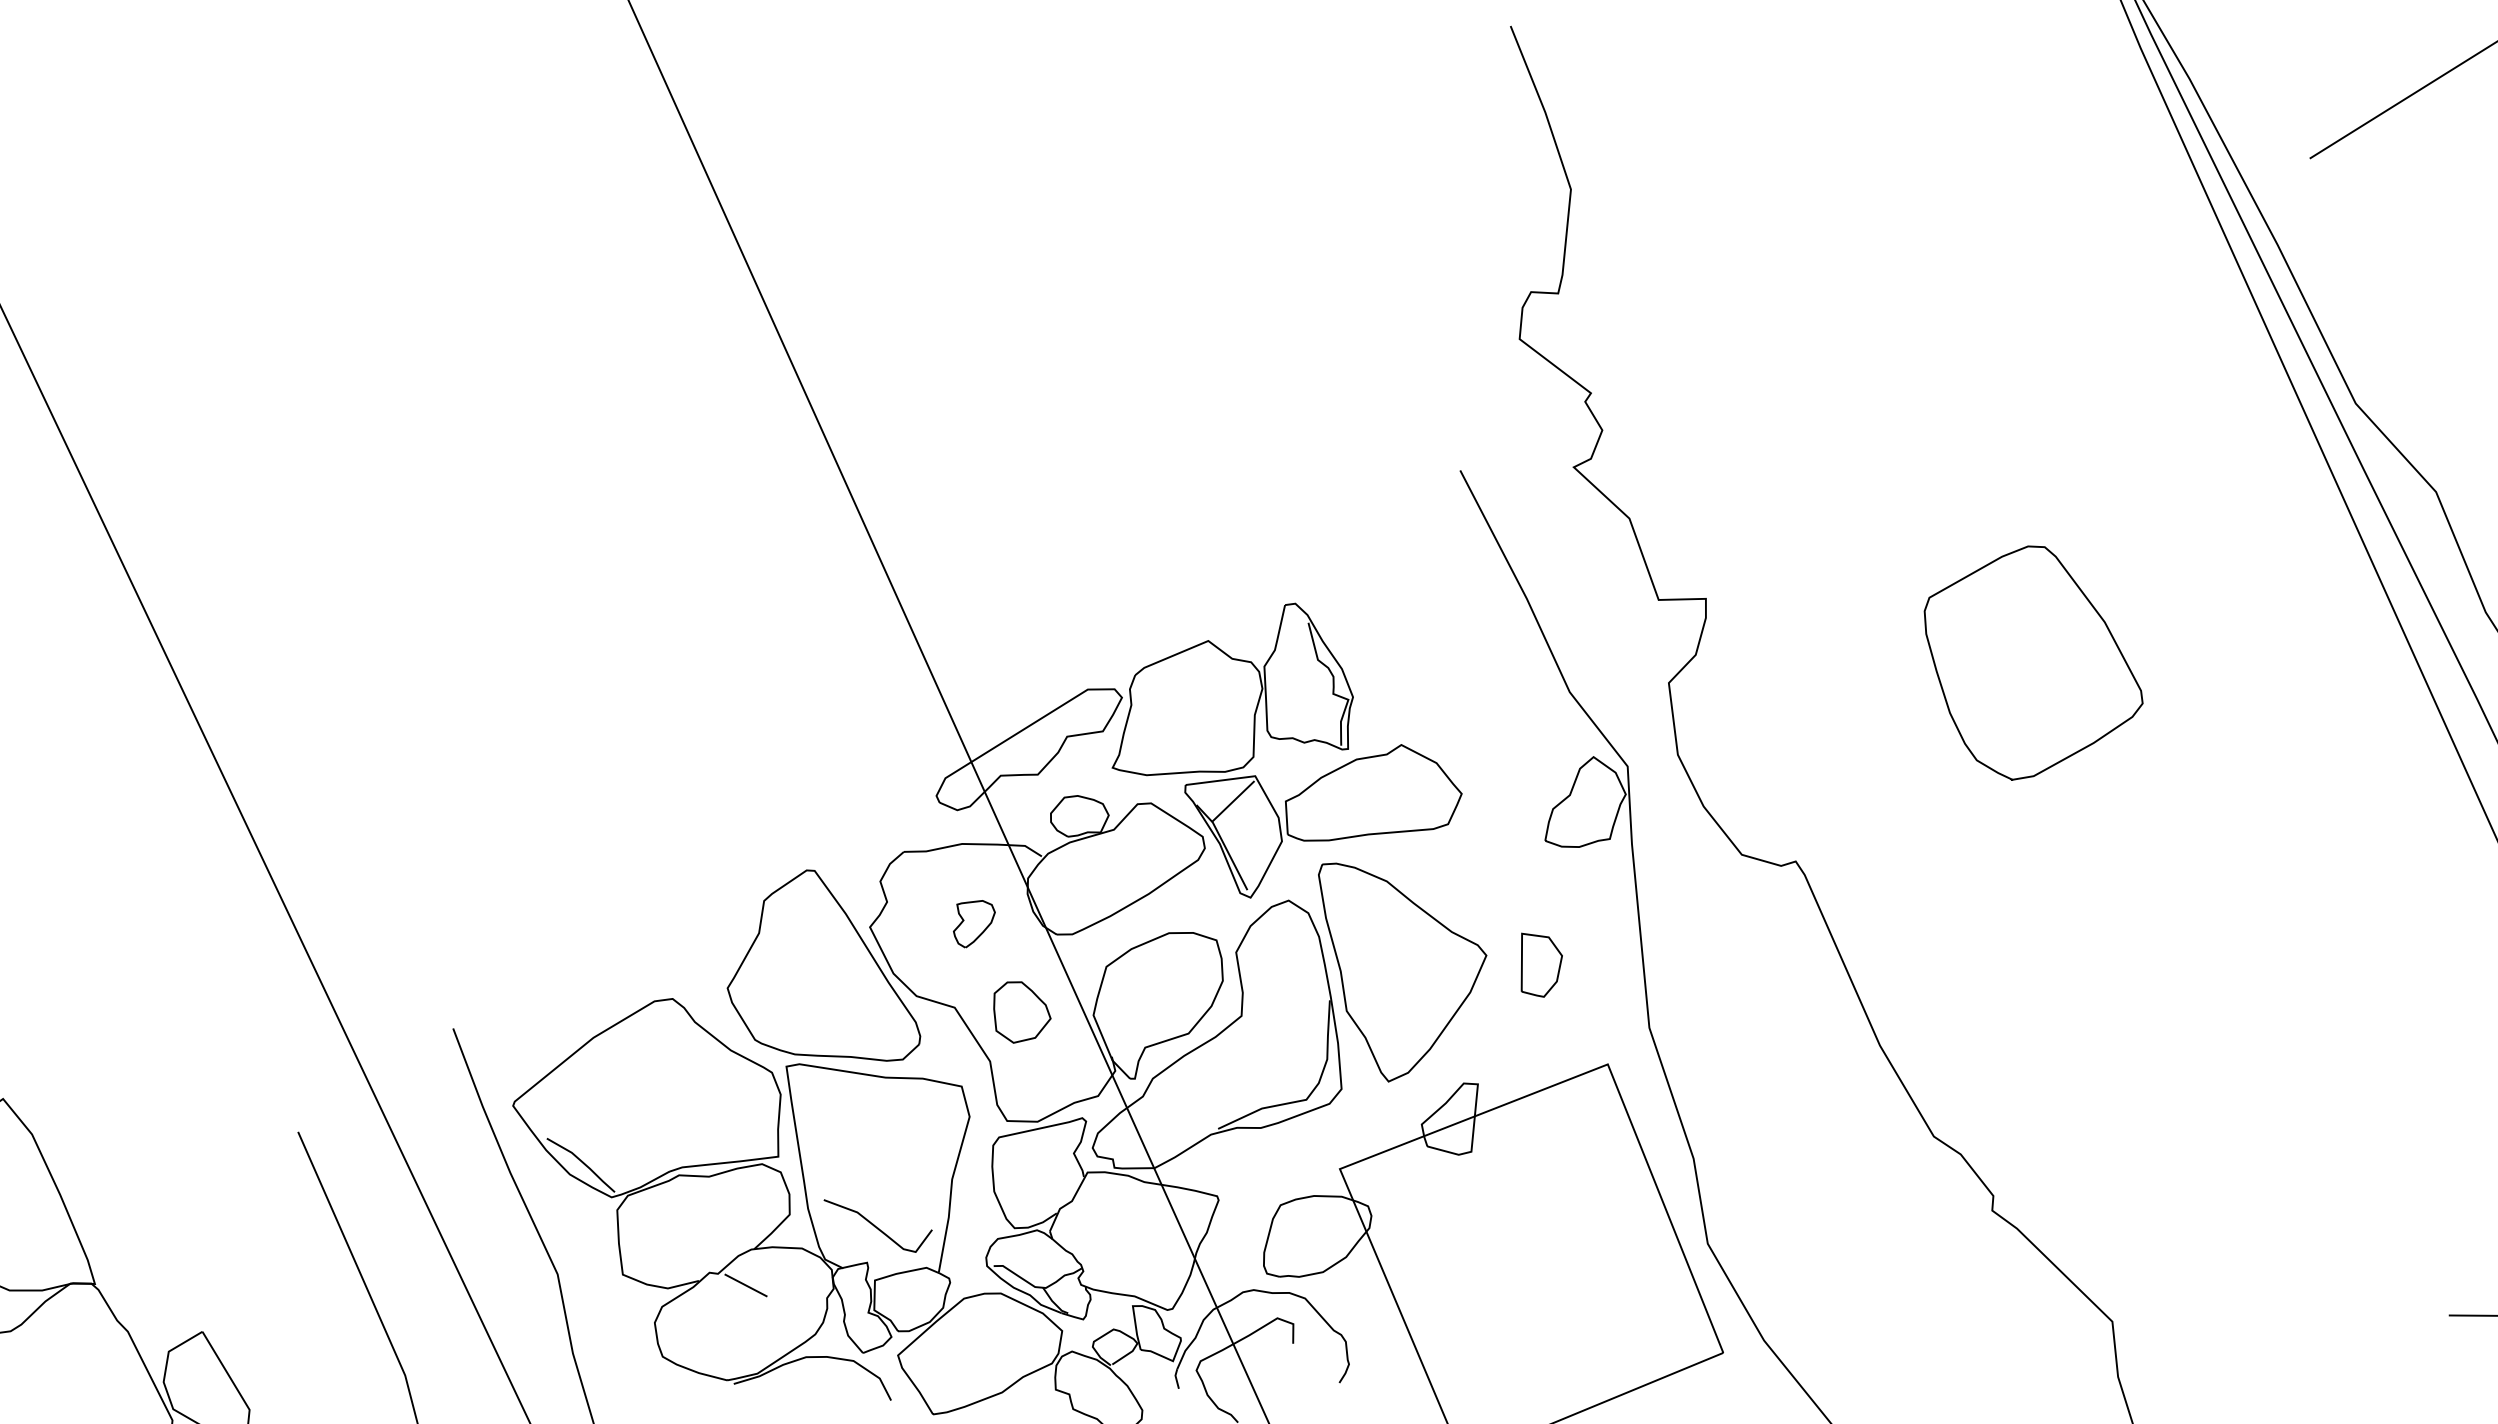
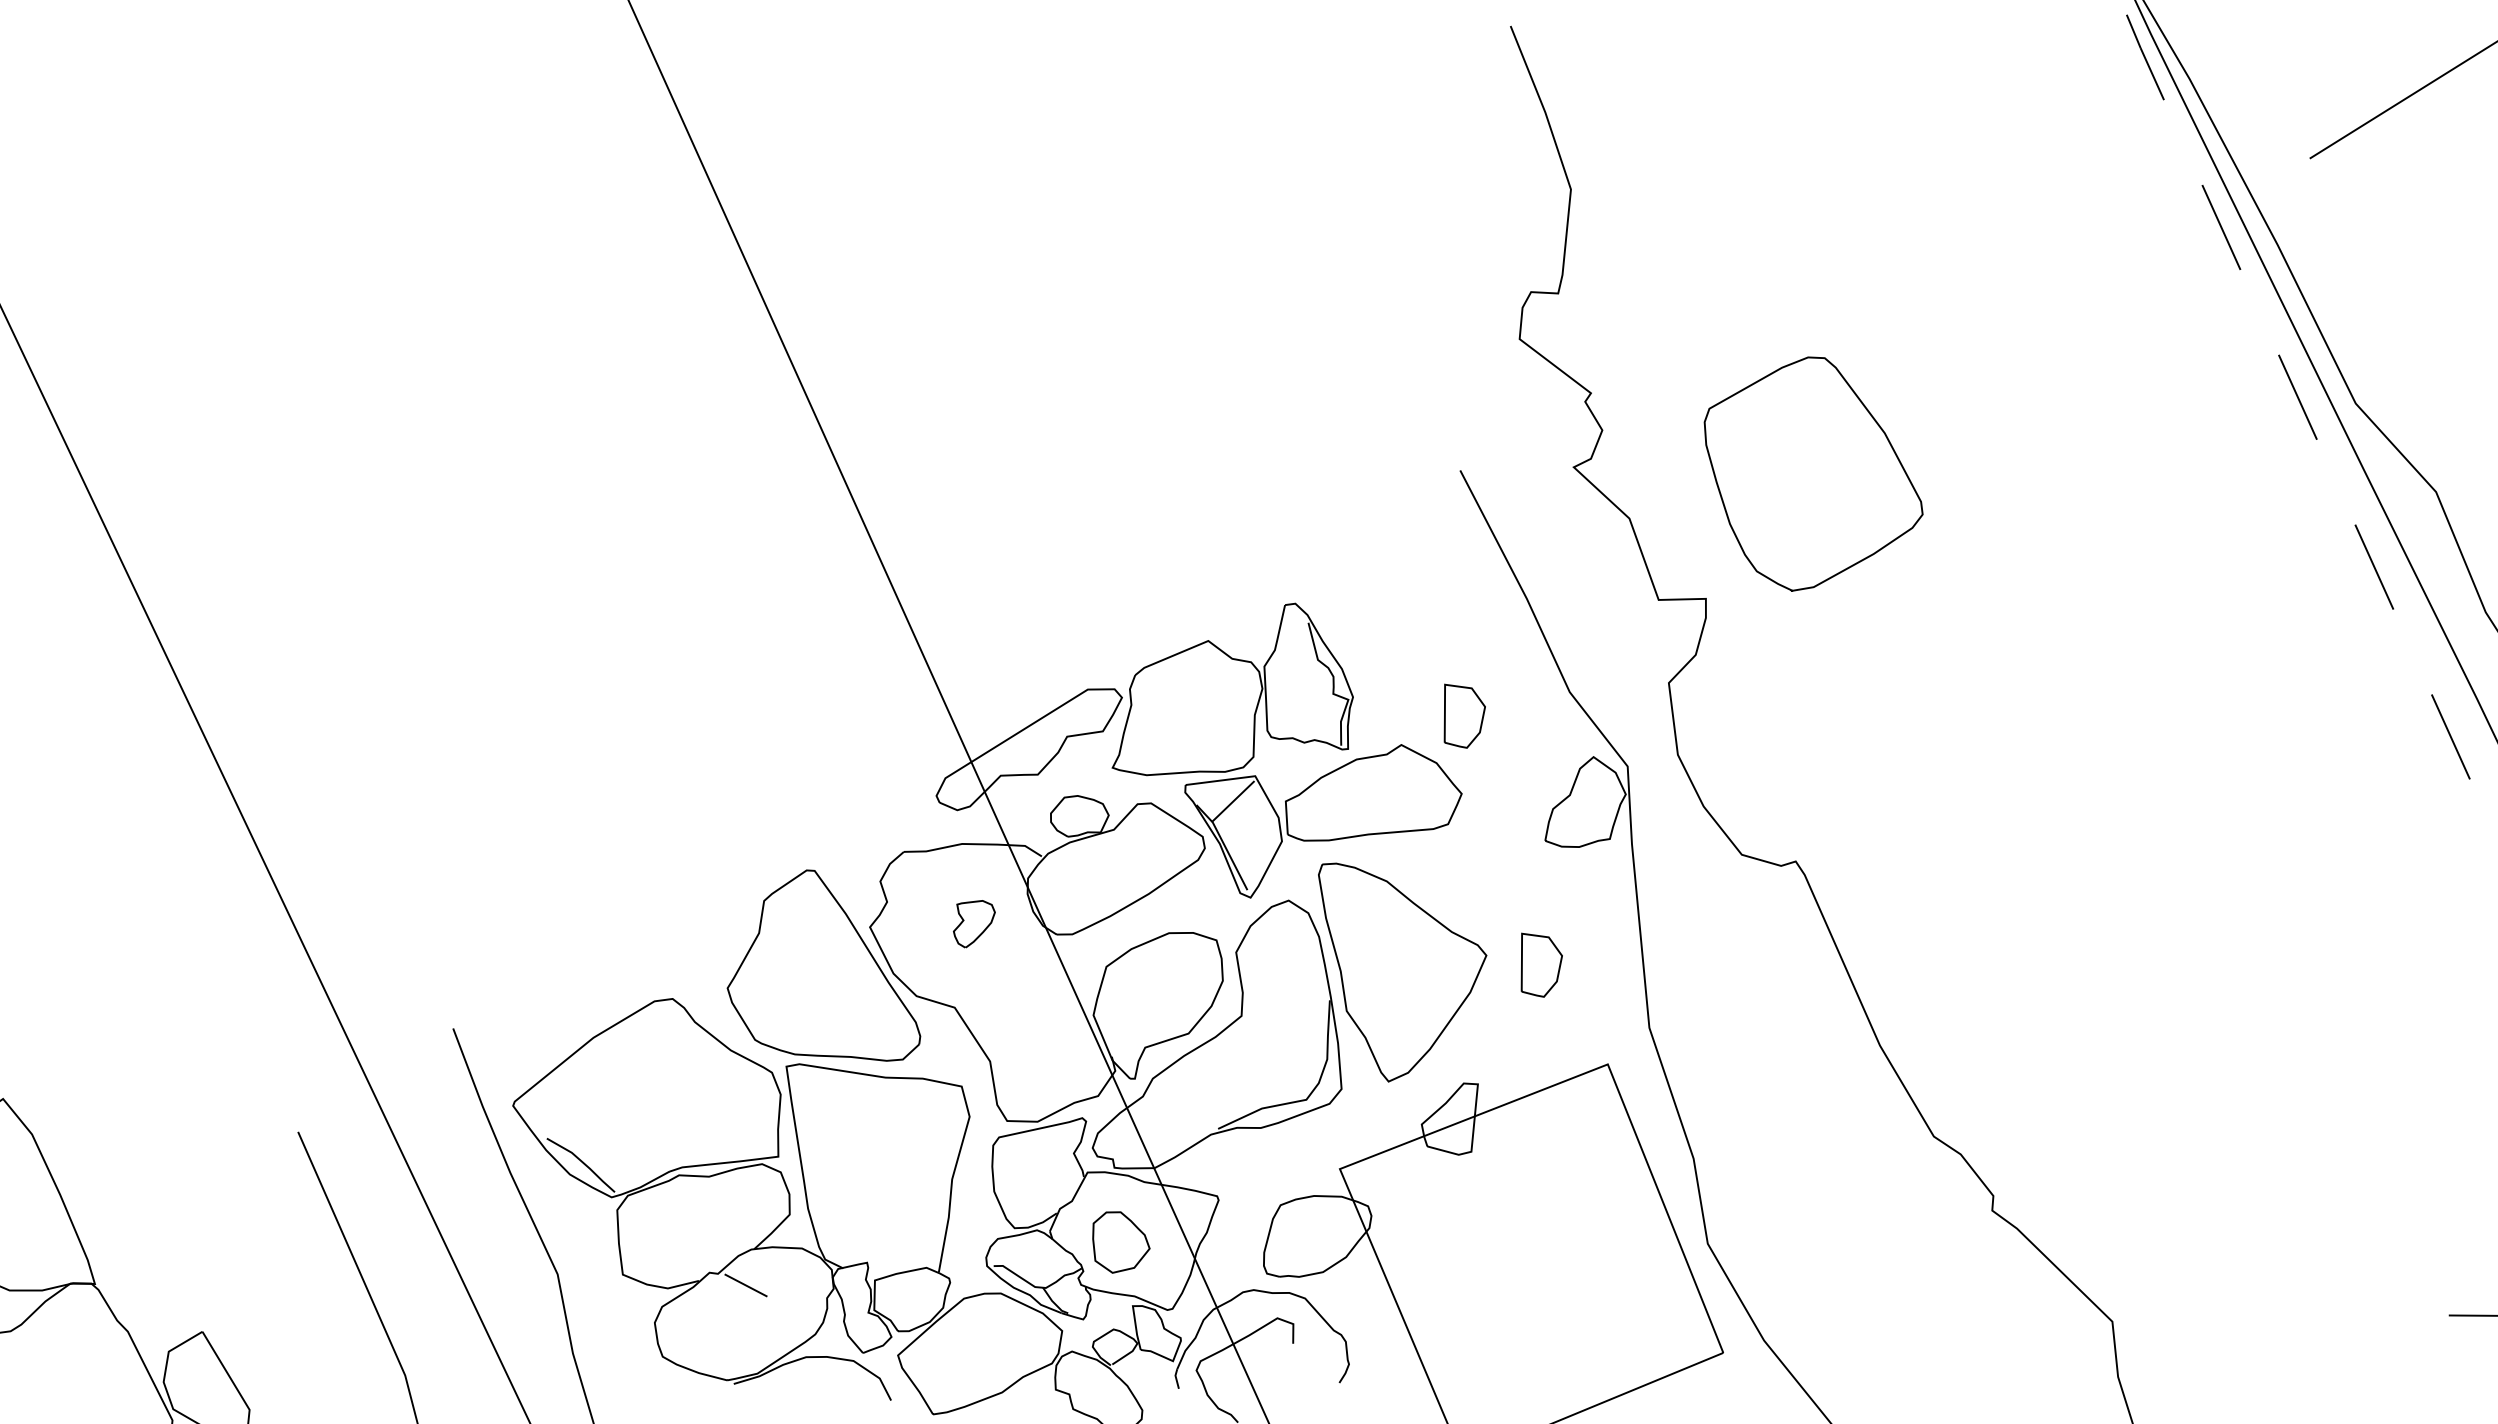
line: solid -> dashed (2308, 421)
curve position: (2097, 614) -> (1877, 425) (1877, 425)
part: none -> present (1464, 715)
part position: (1022, 1012) -> (1121, 1242) (1121, 1242)
curve: present -> none (876, 1226)
